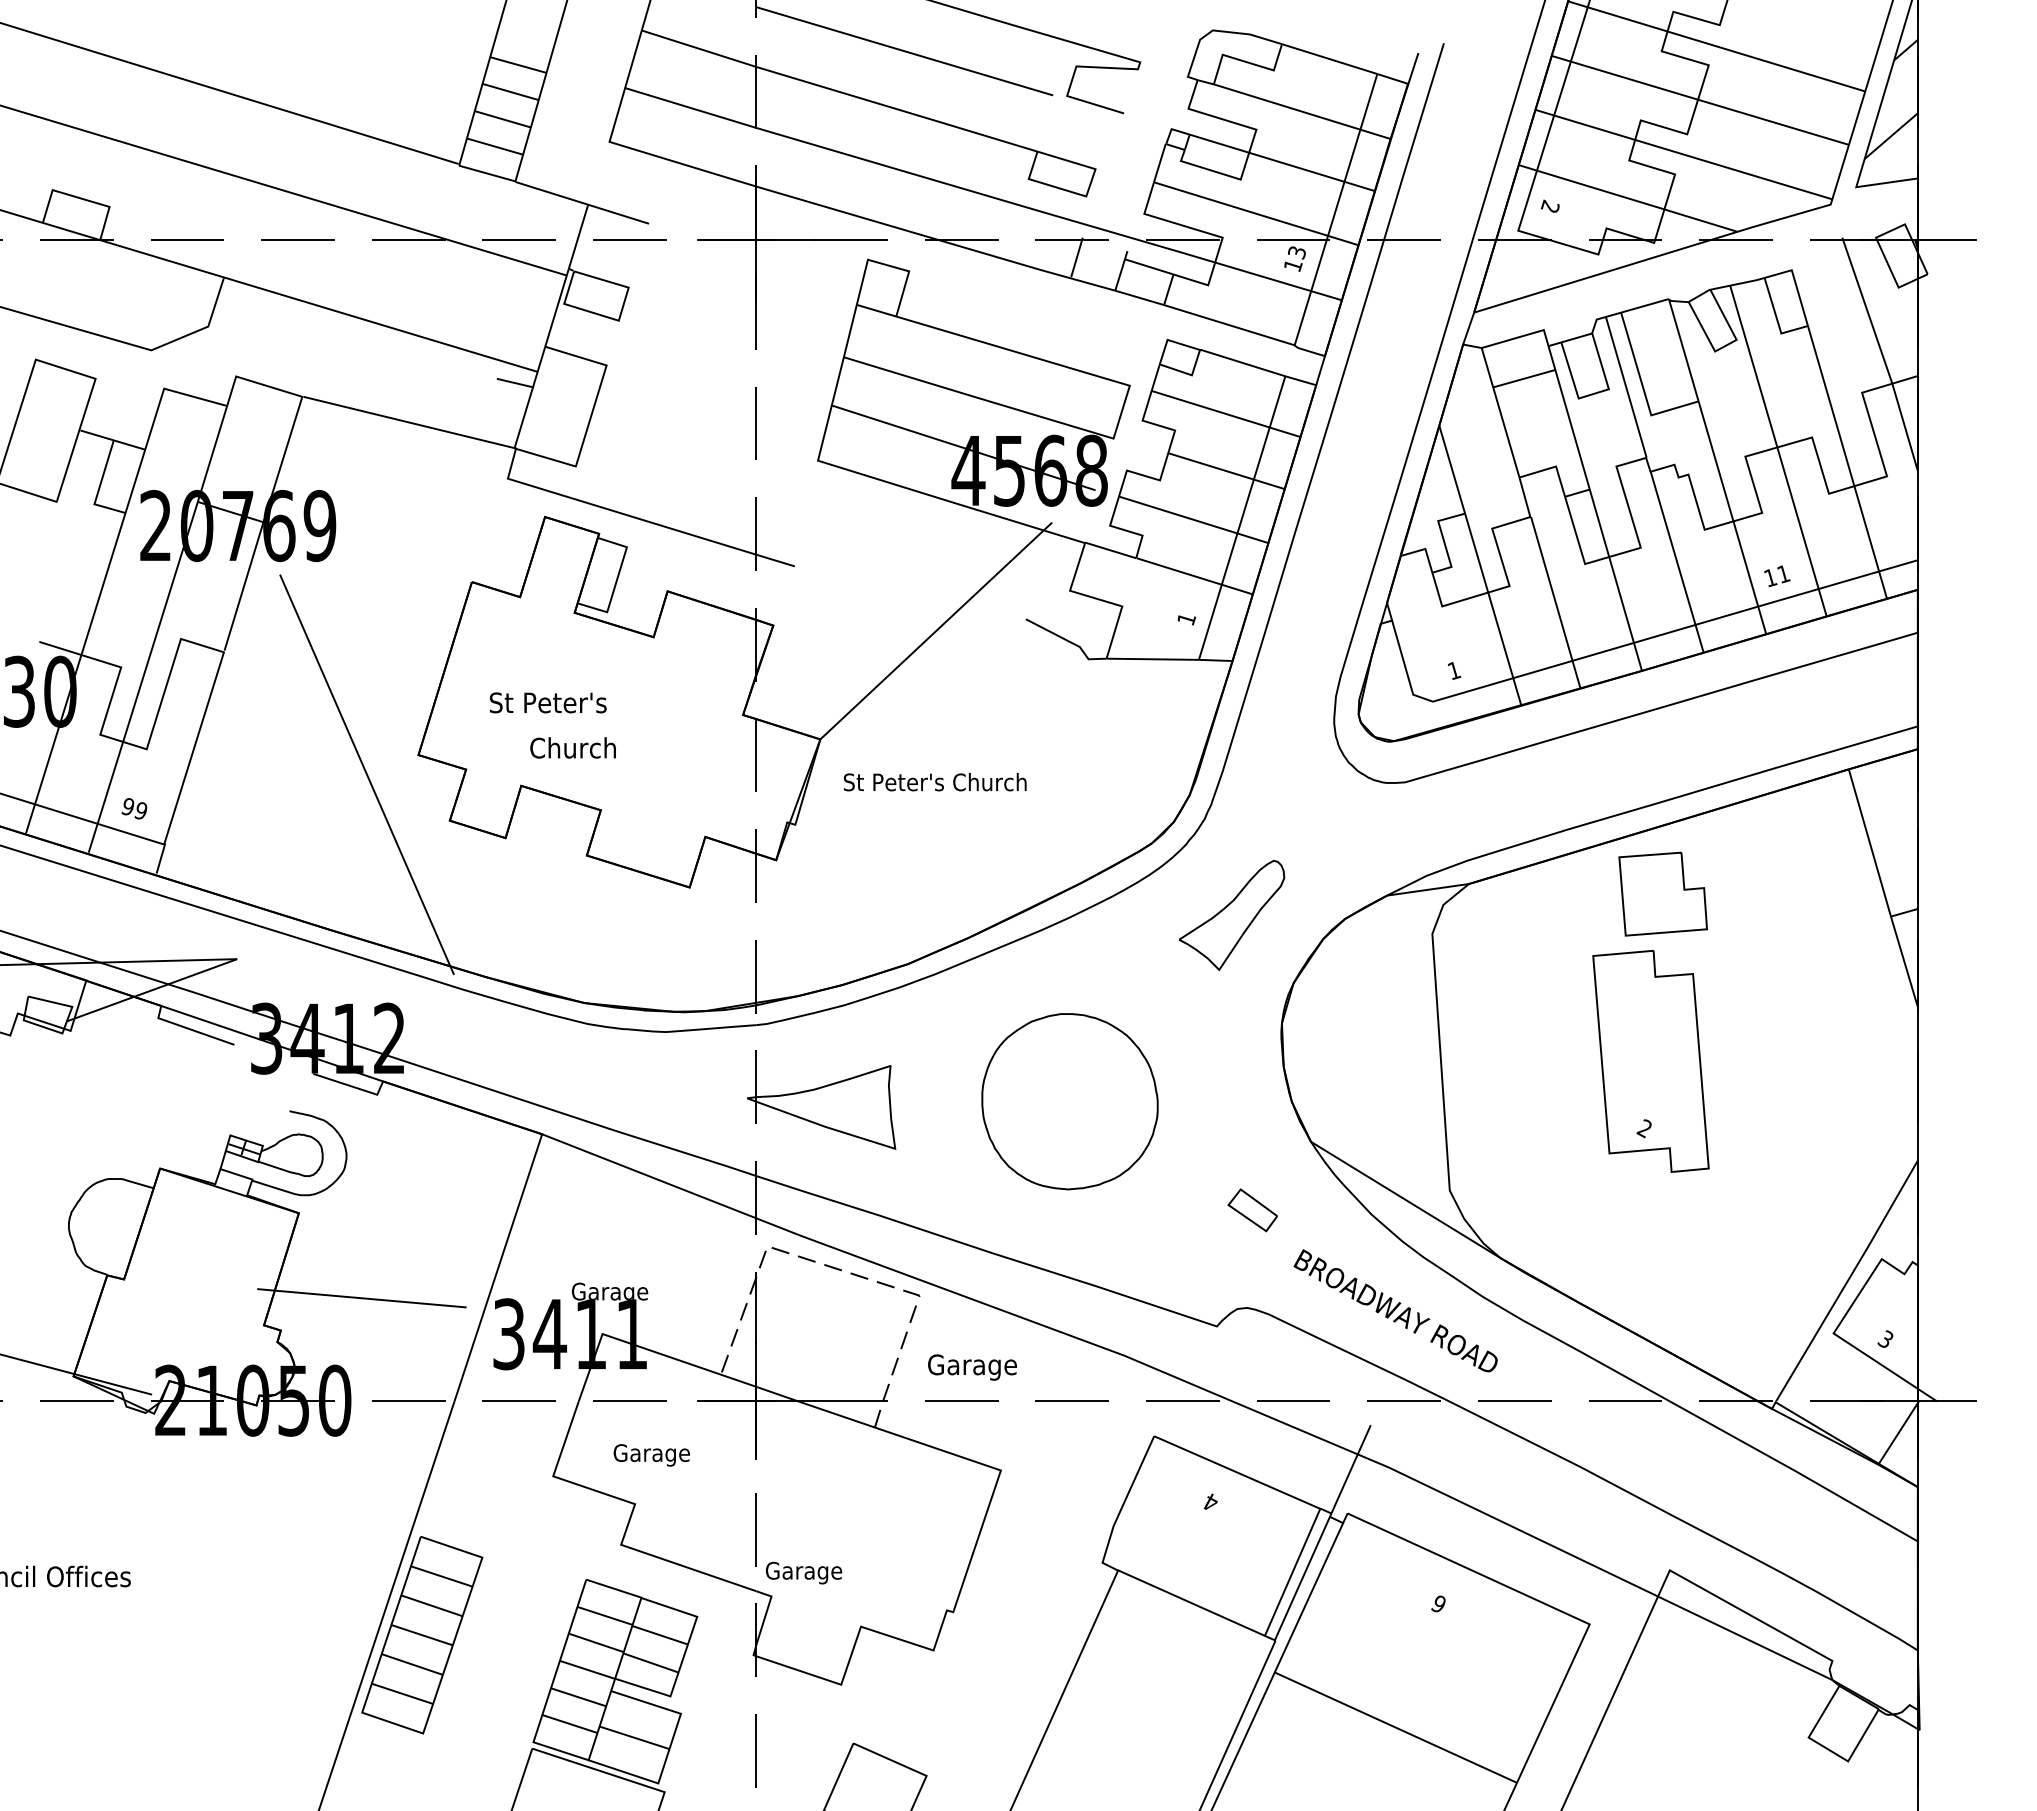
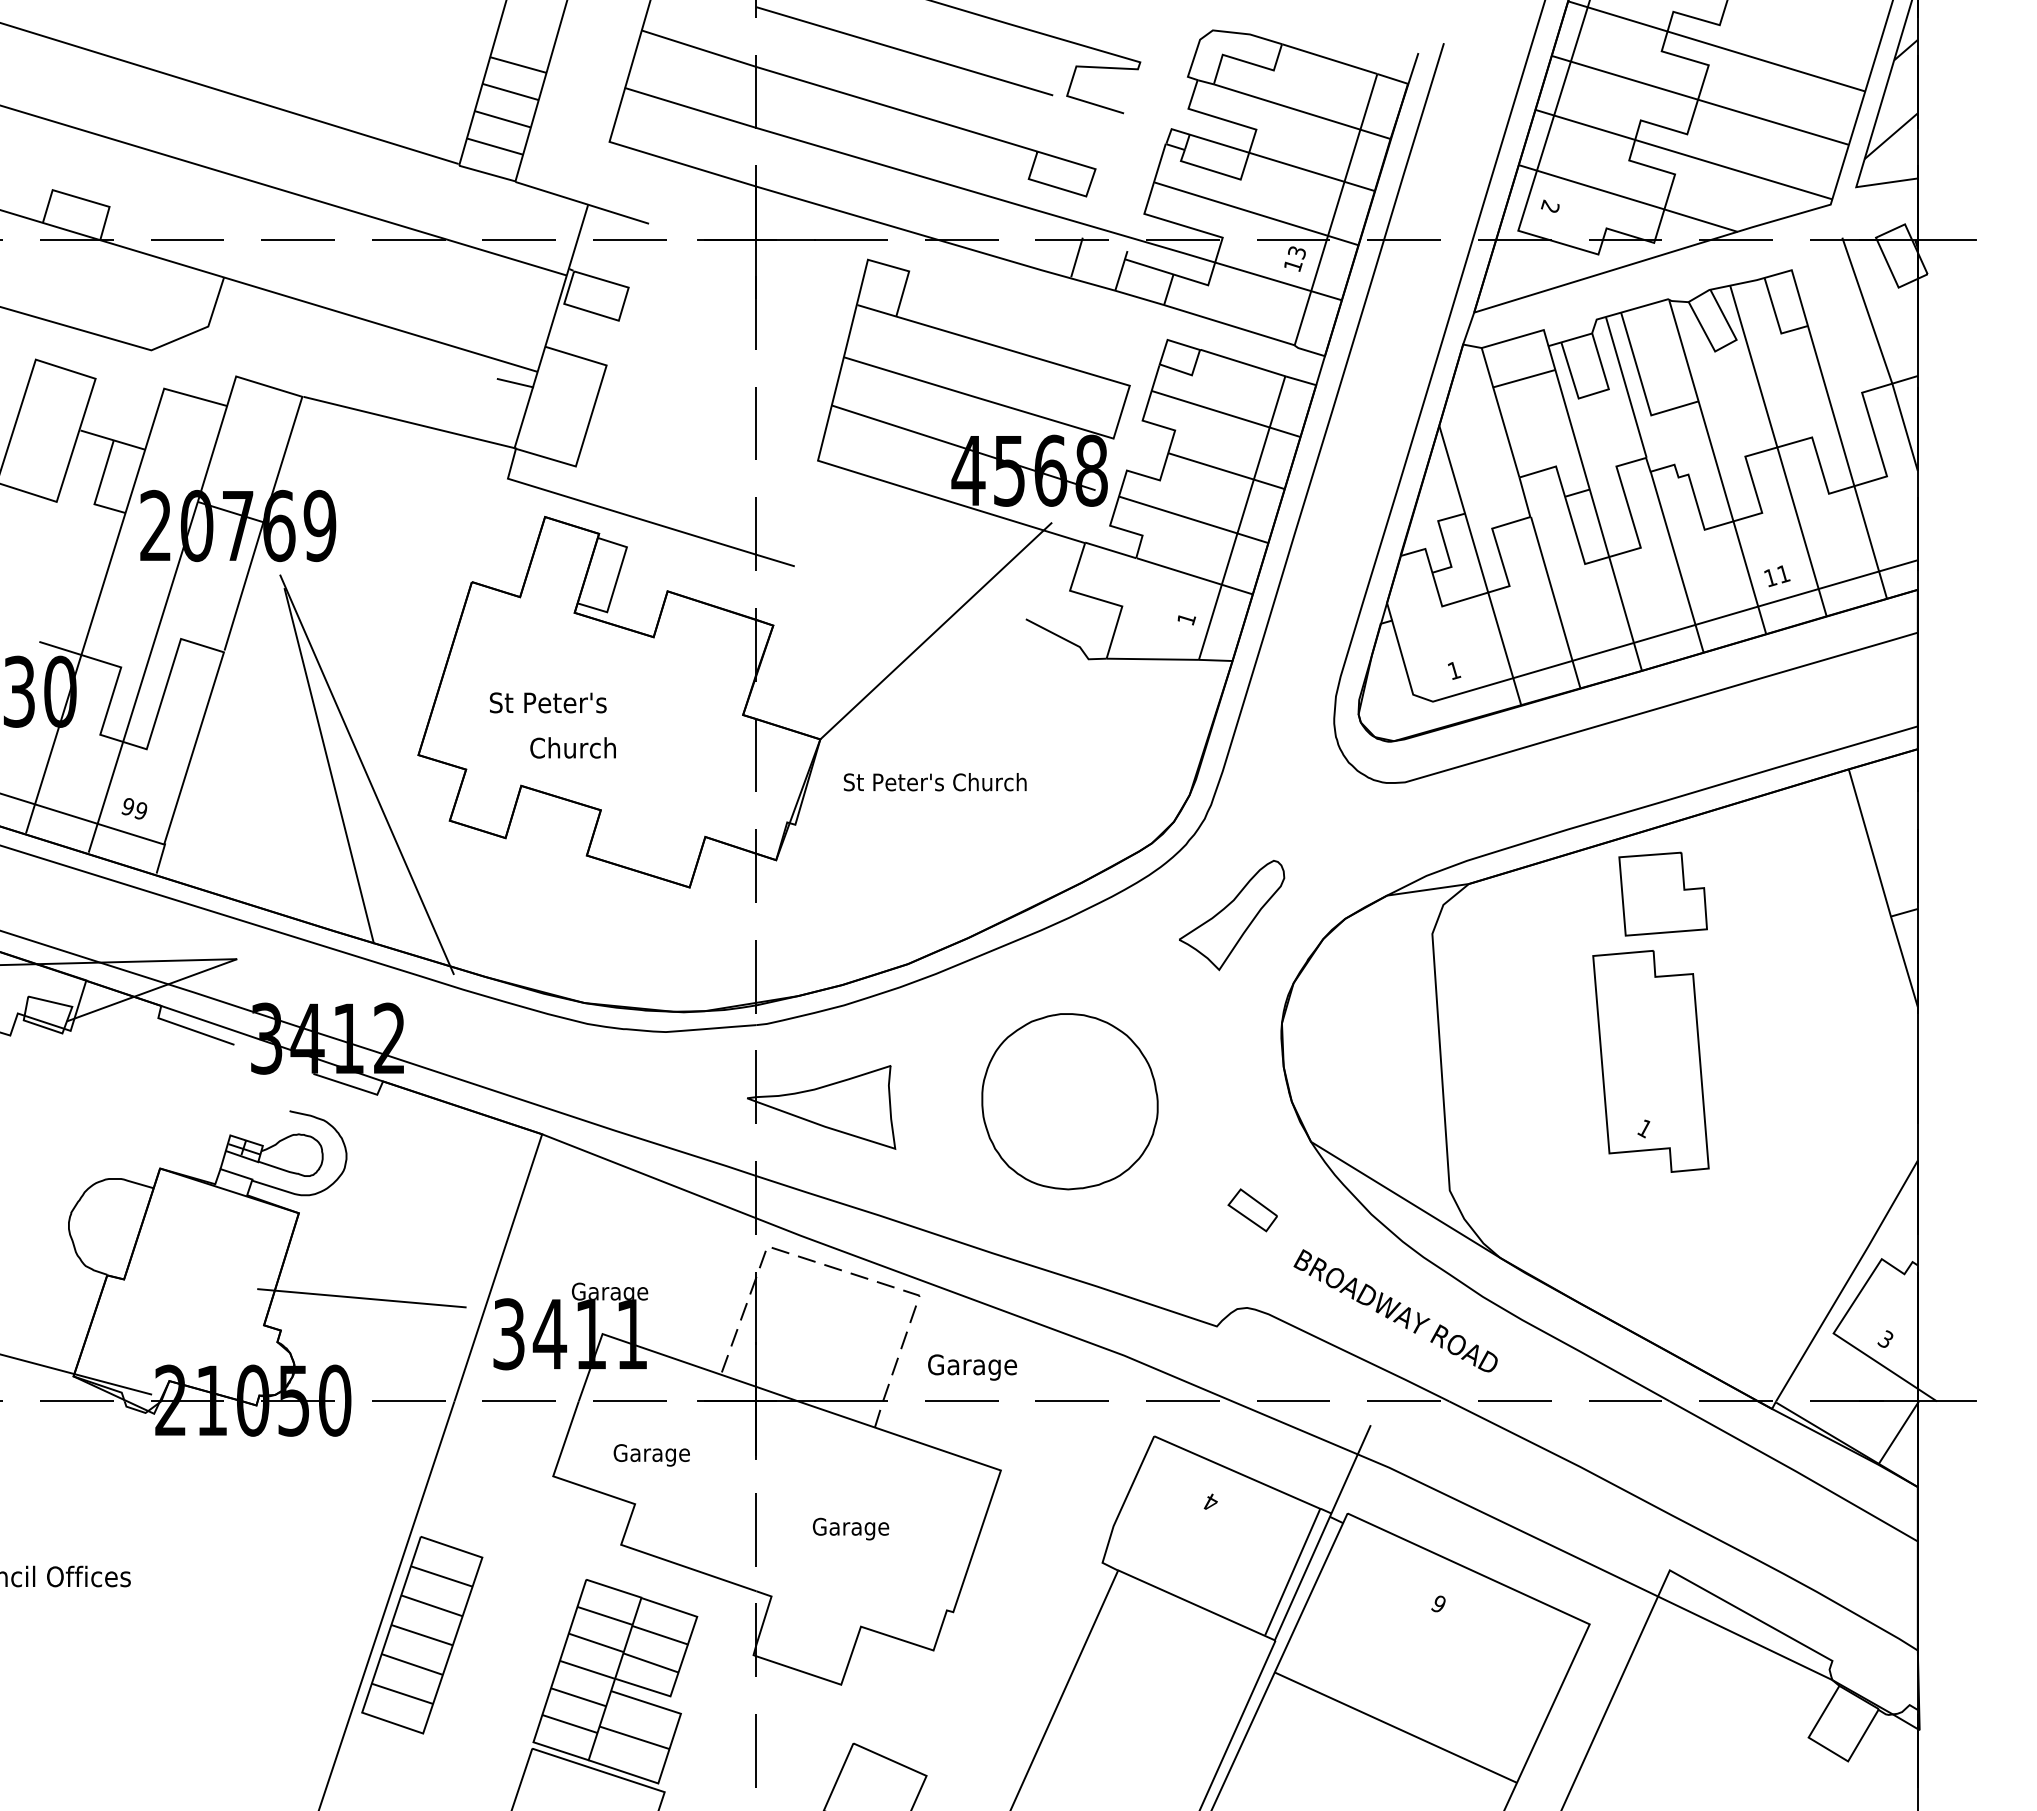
line: none -> present (328, 766)
text: 2 -> 1 (1643, 1128)
text position: (803, 1572) -> (850, 1528) (850, 1528)
